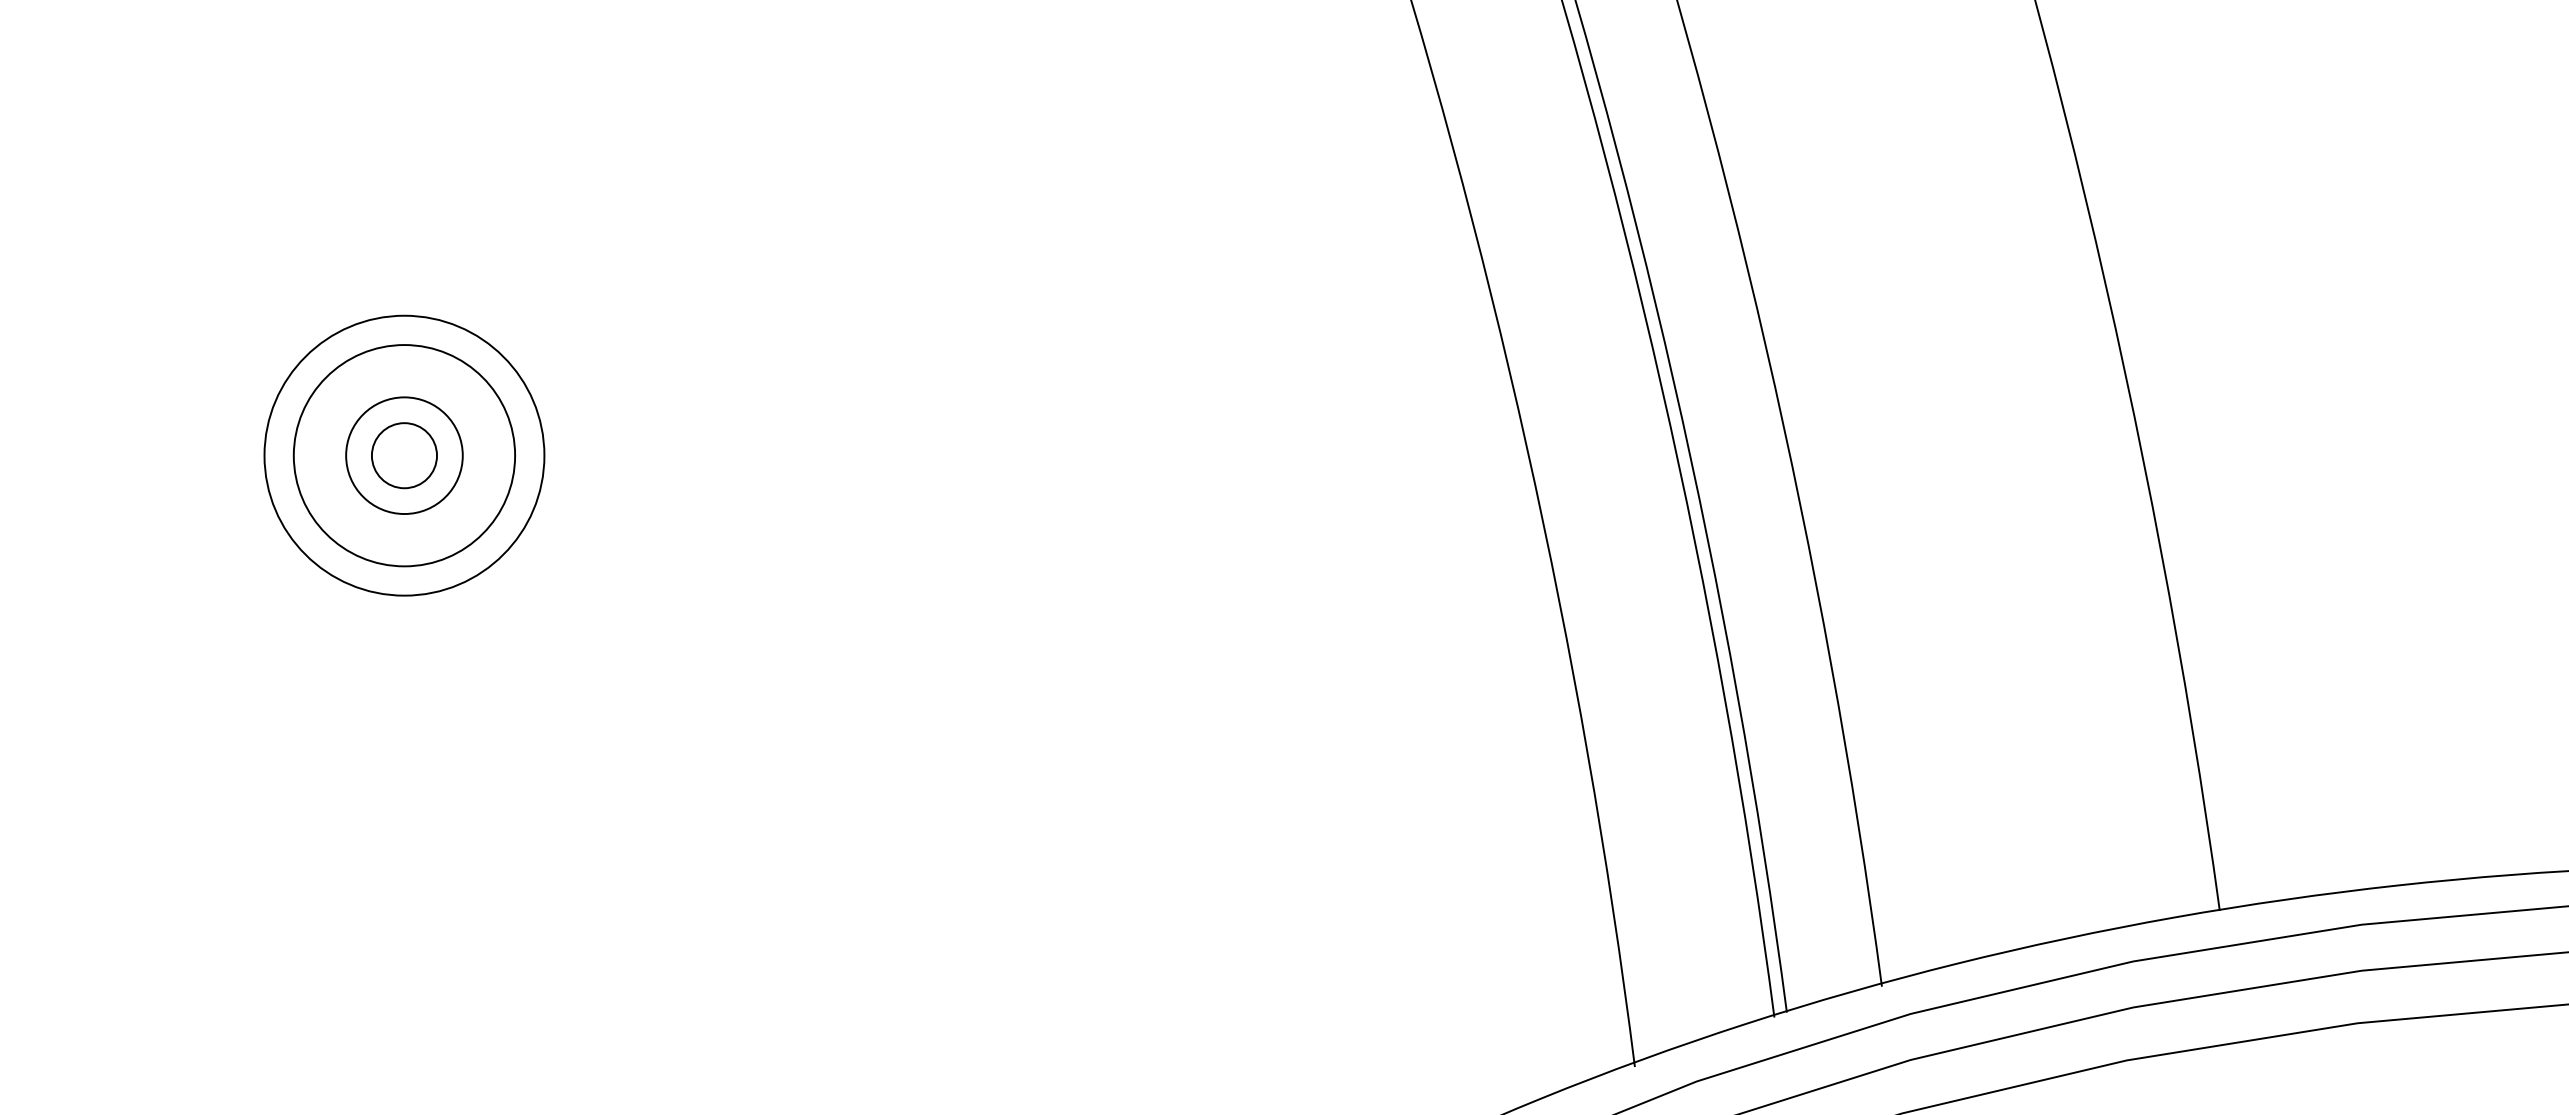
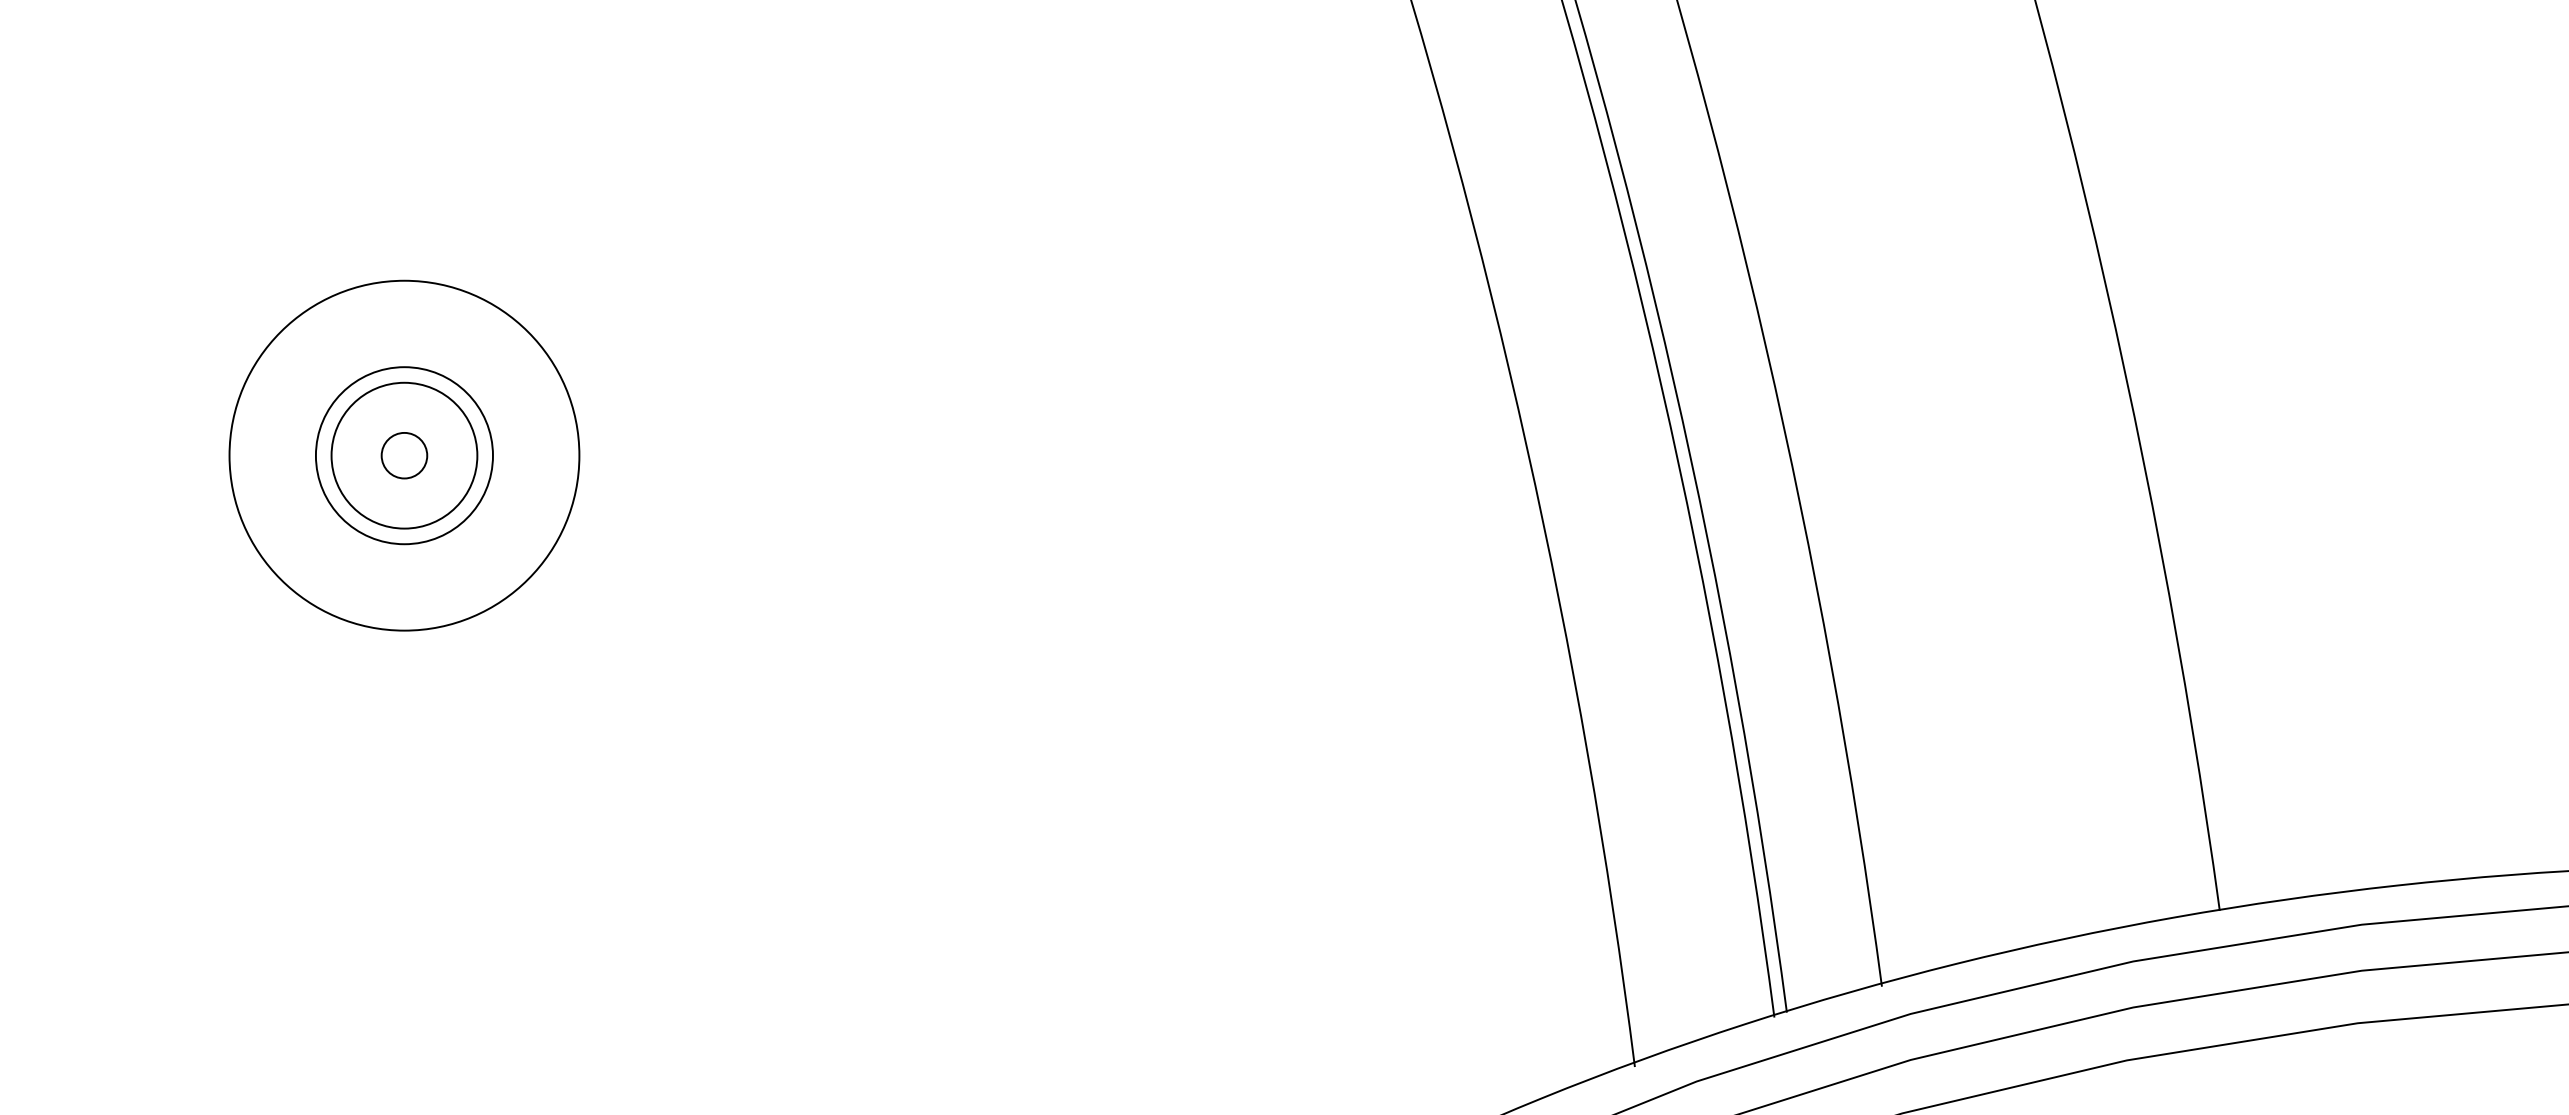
circle diameter: 117 px -> 146 px (404, 455)
circle diameter: 221 px -> 177 px (404, 455)
circle diameter: 280 px -> 350 px (404, 455)
circle diameter: 65 px -> 46 px (404, 455)
